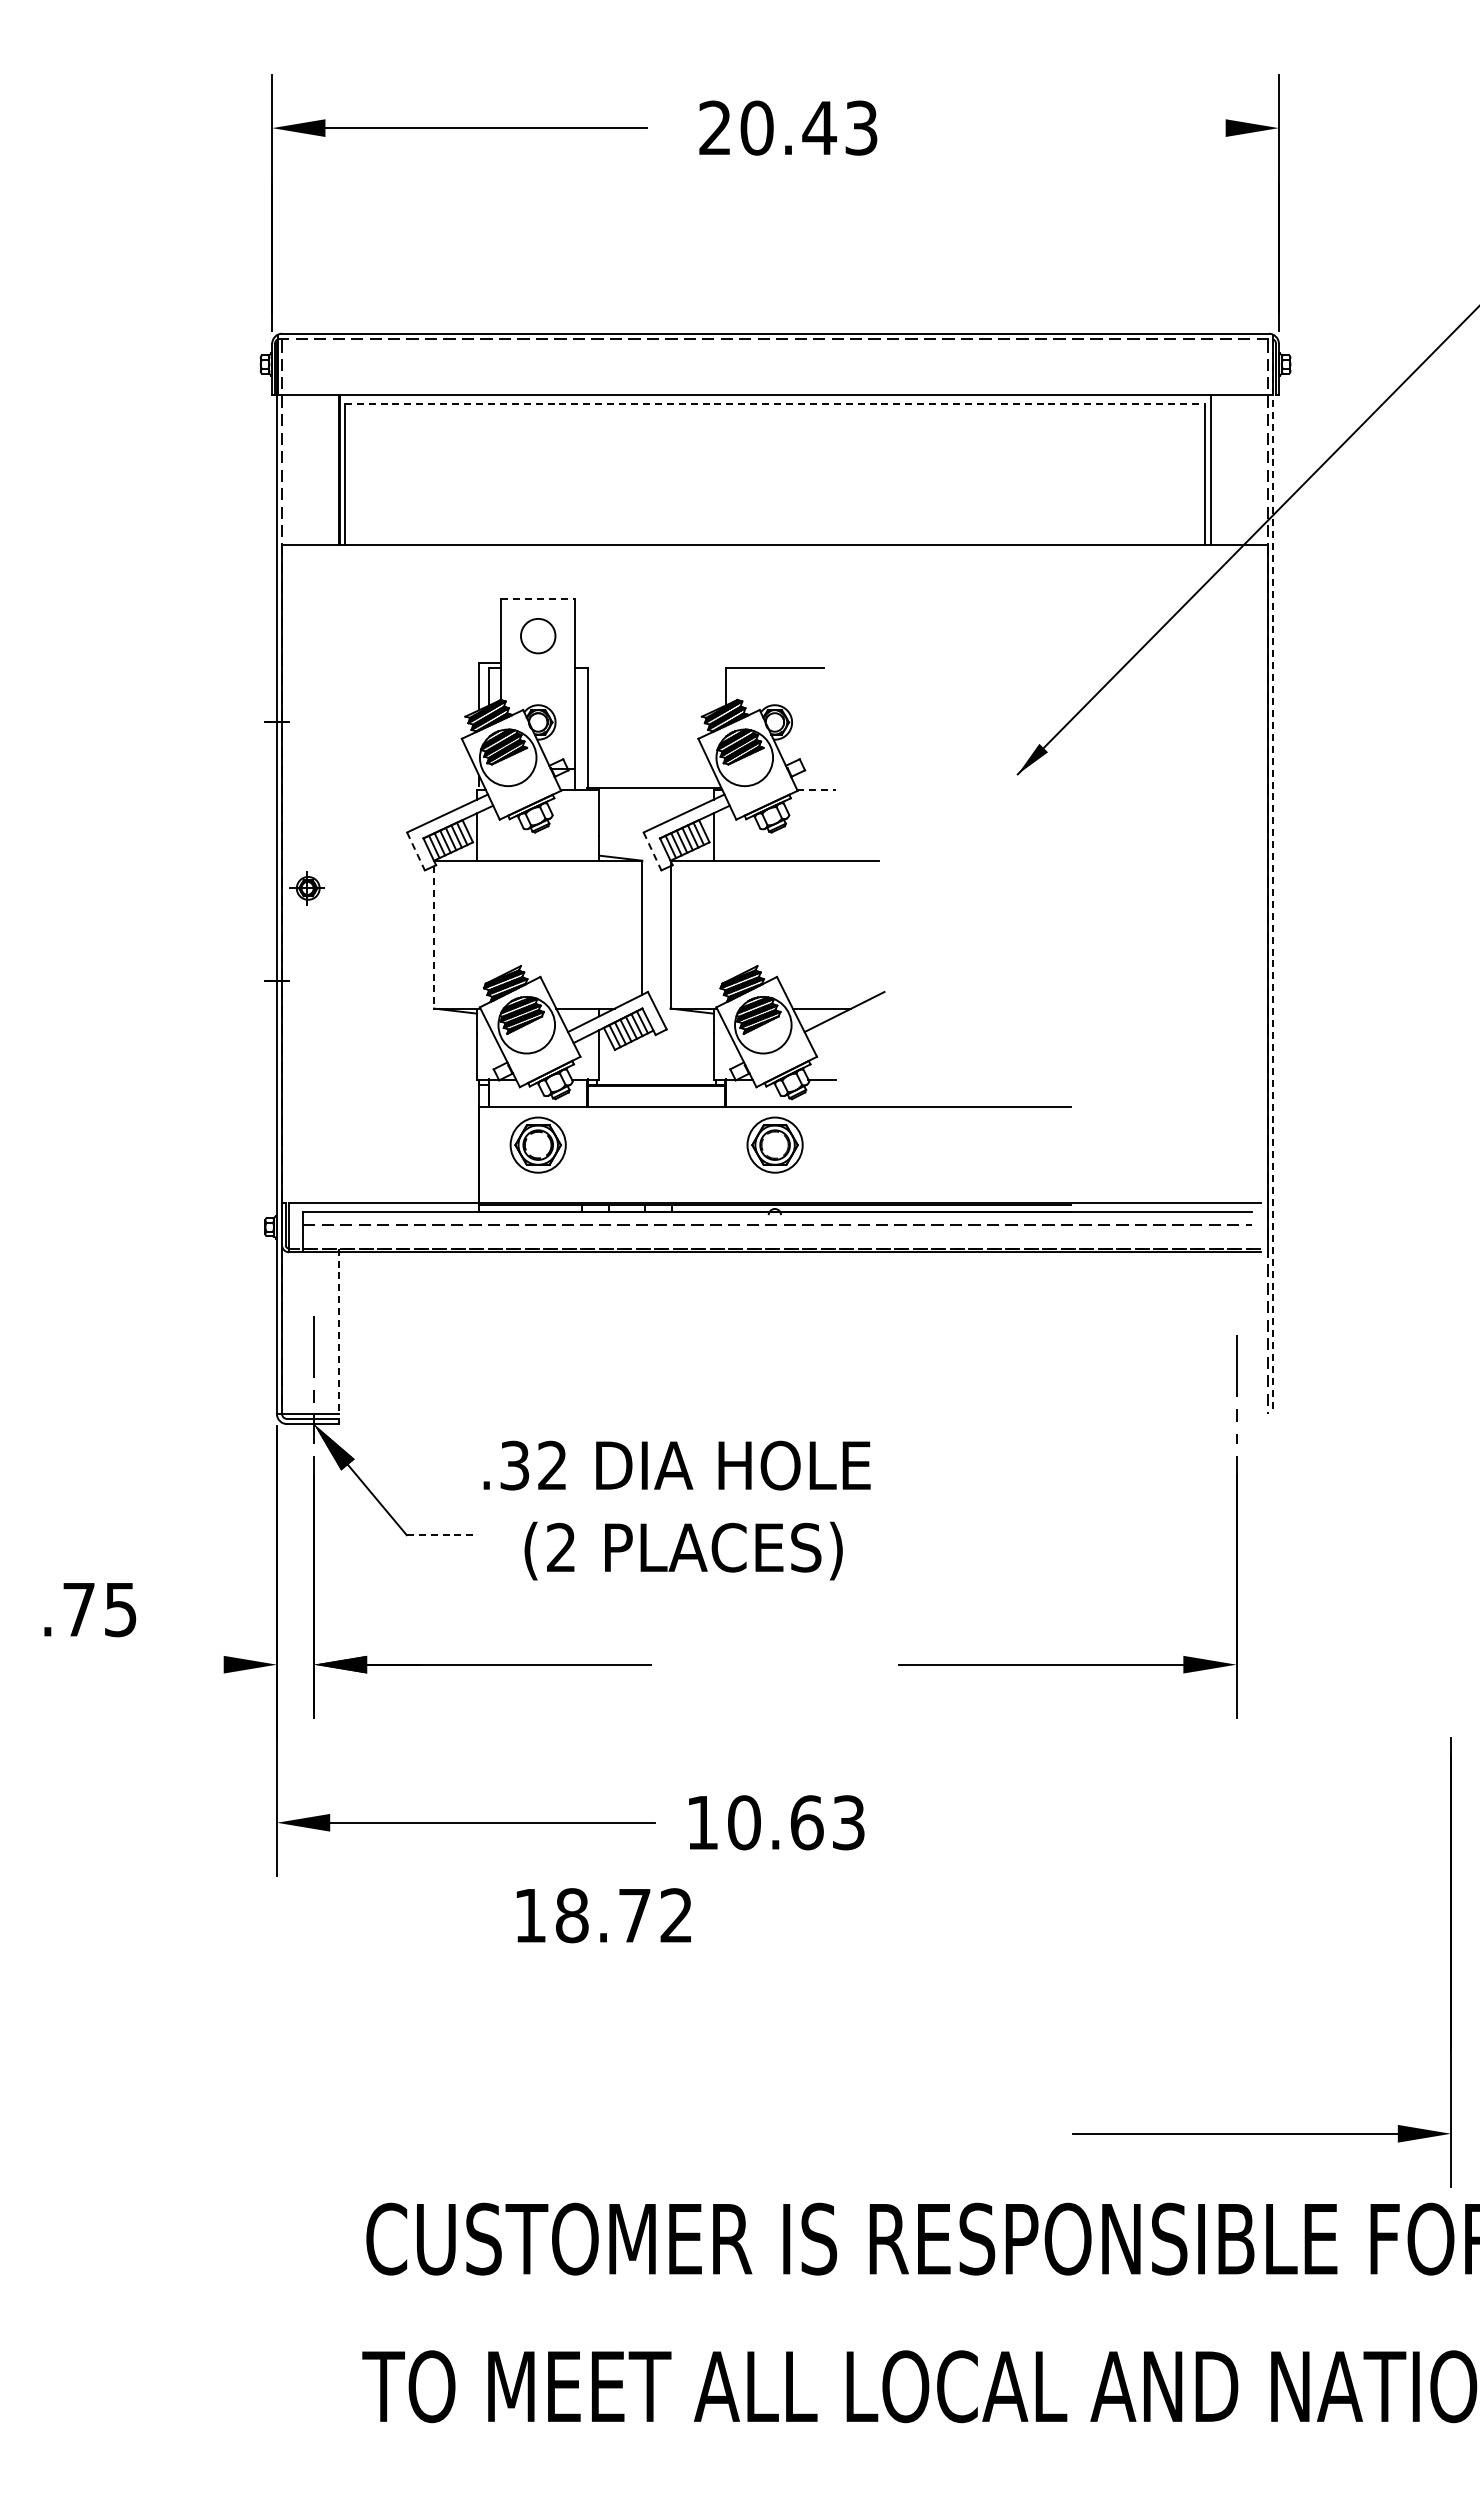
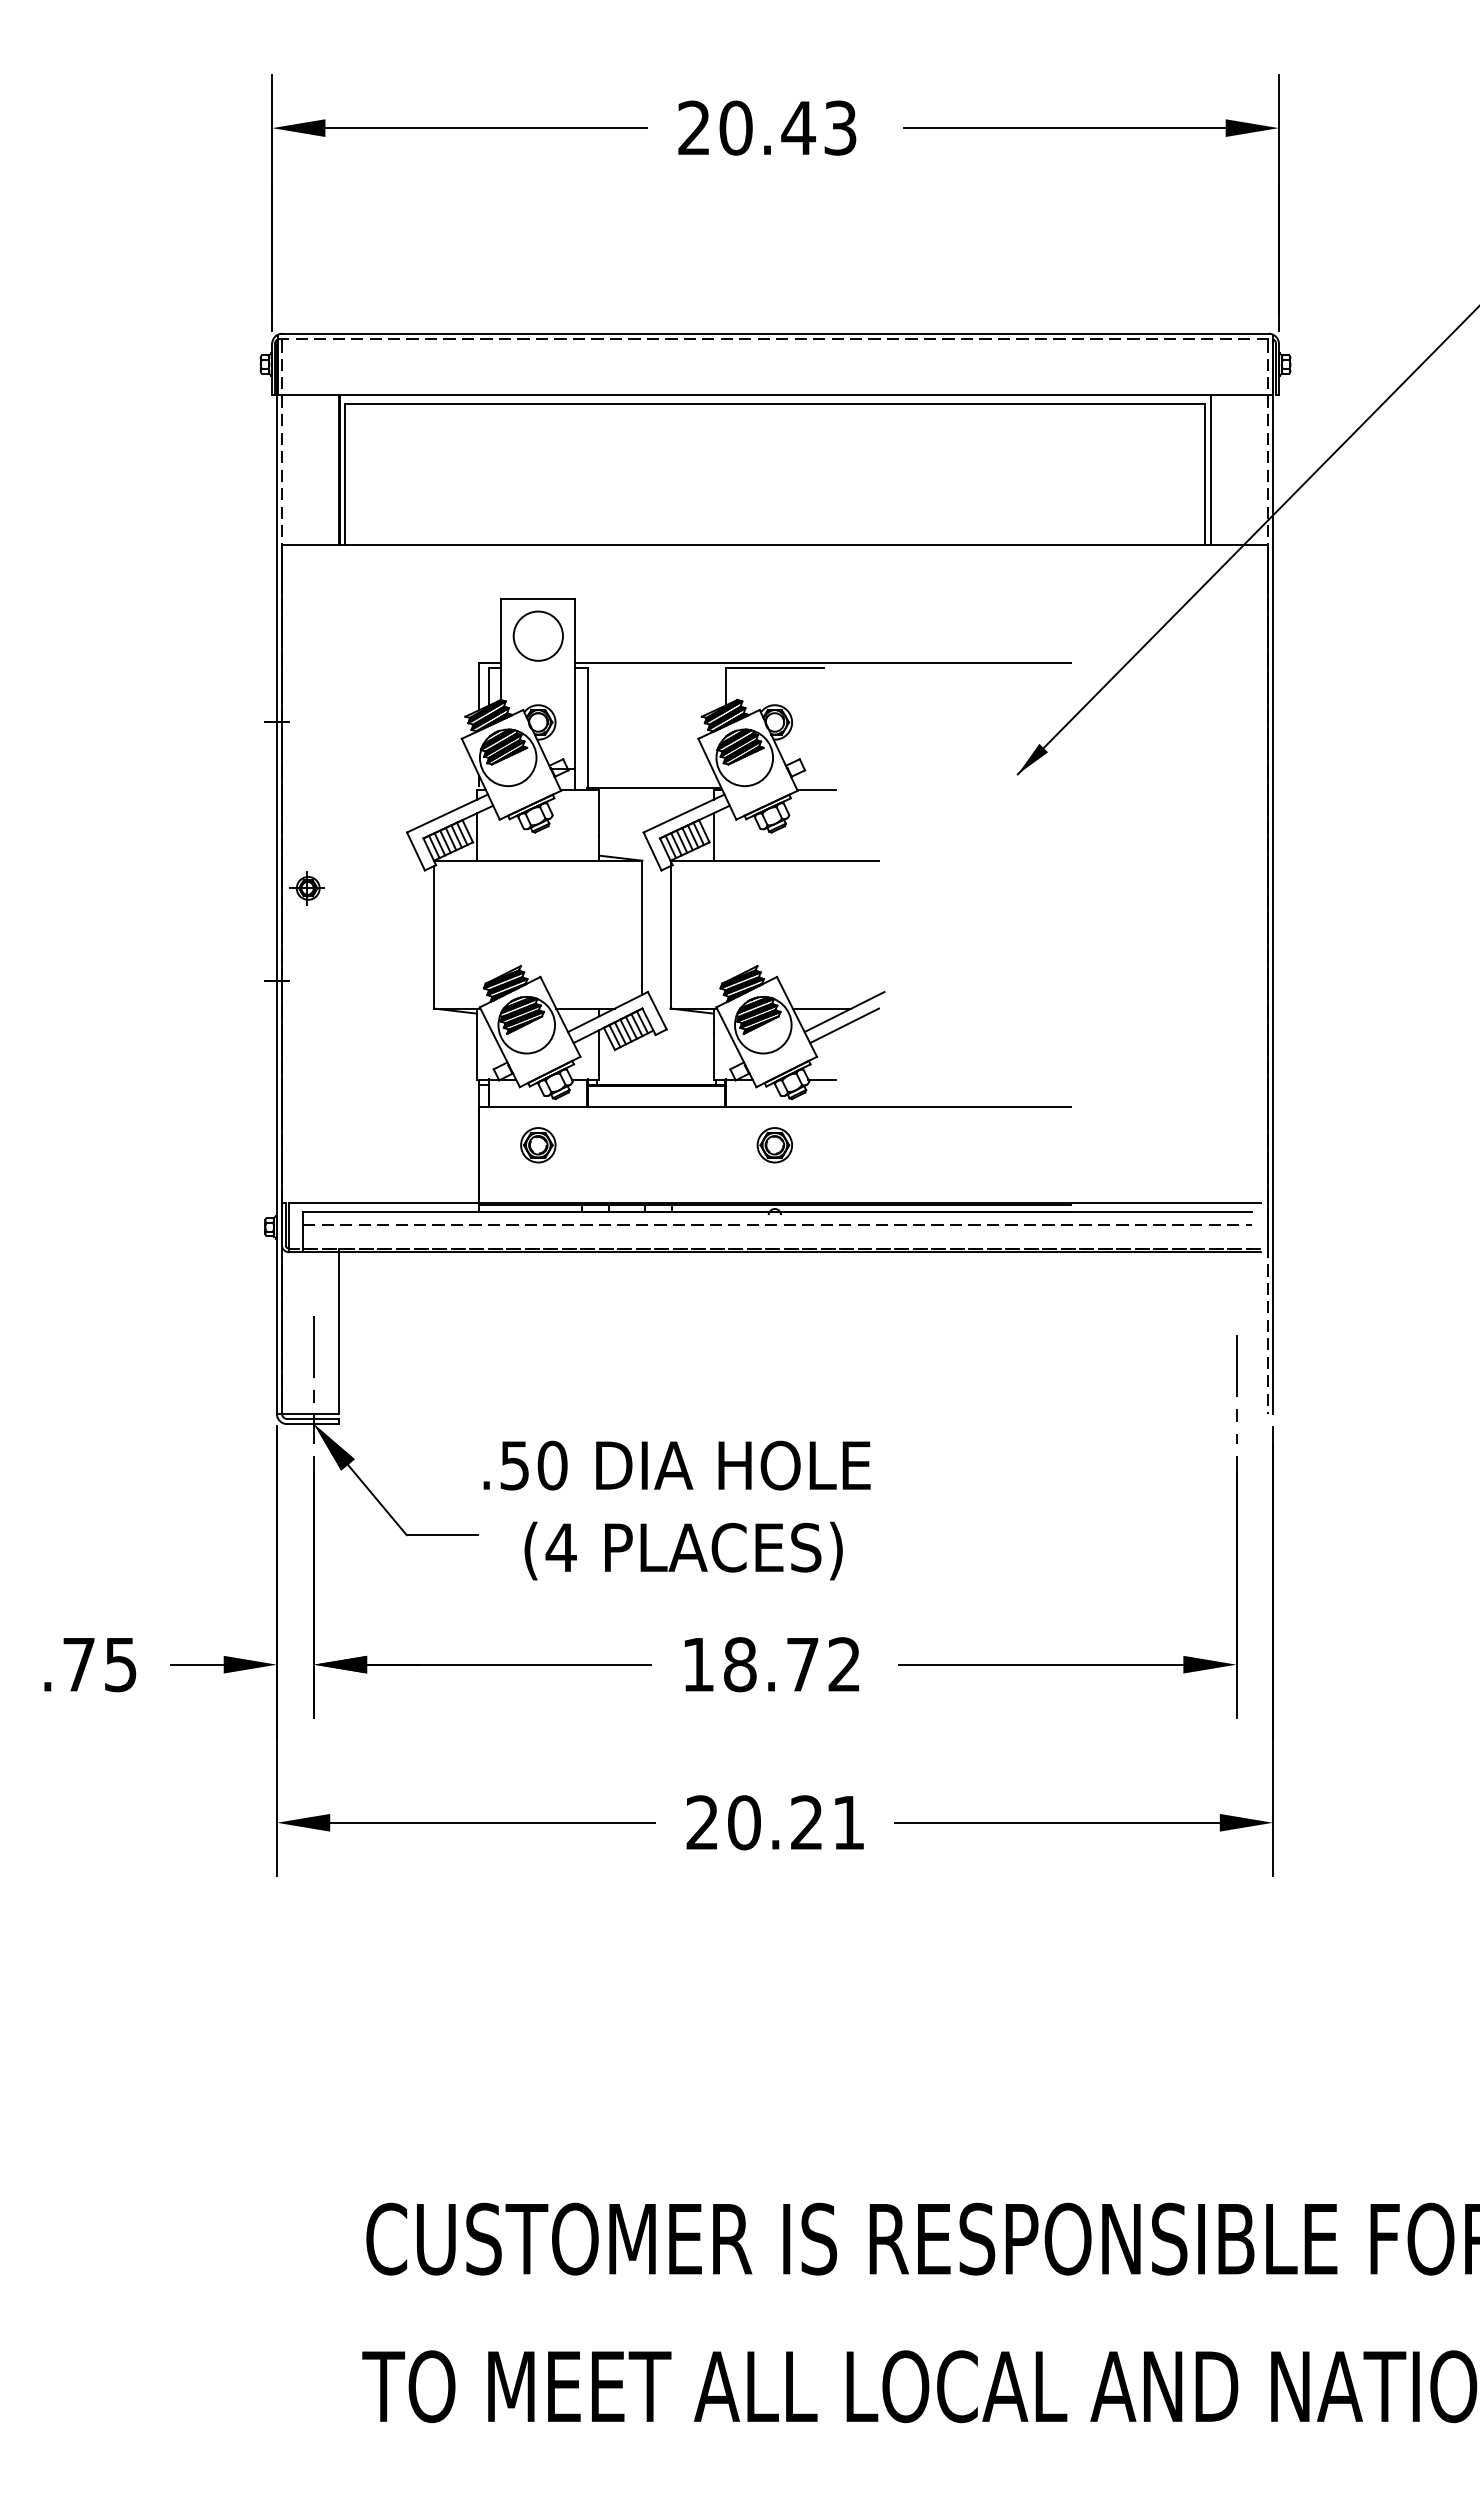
text position: (788, 127) -> (767, 127) (767, 127)
line: none -> present (1064, 128)
line: dashed -> solid (775, 403)
line: dashed -> solid (538, 599)
circle size: 37x37 px -> 52x52 px (537, 635)
line: none -> present (822, 663)
line: dashed -> solid (816, 789)
line: dashed -> solid (416, 851)
line: dashed -> solid (652, 851)
line: dashed -> solid (1273, 877)
line: dashed -> solid (433, 937)
line: none -> present (844, 1025)
part size: 58x58 px -> 37x37 px (538, 1145)
part size: 58x58 px -> 37x37 px (774, 1145)
line: dashed -> solid (338, 1331)
text: .32 -> .50 (534, 1465)
line: dashed -> solid (442, 1535)
text: (2 -> (4 (560, 1546)
text position: (90, 1610) -> (90, 1665) (90, 1665)
line: none -> present (196, 1664)
text: 10.63 -> 20.21 (775, 1822)
text position: (603, 1915) -> (771, 1664) (771, 1664)
part position: (1261, 2133) -> (1083, 1822) (1083, 1822)
